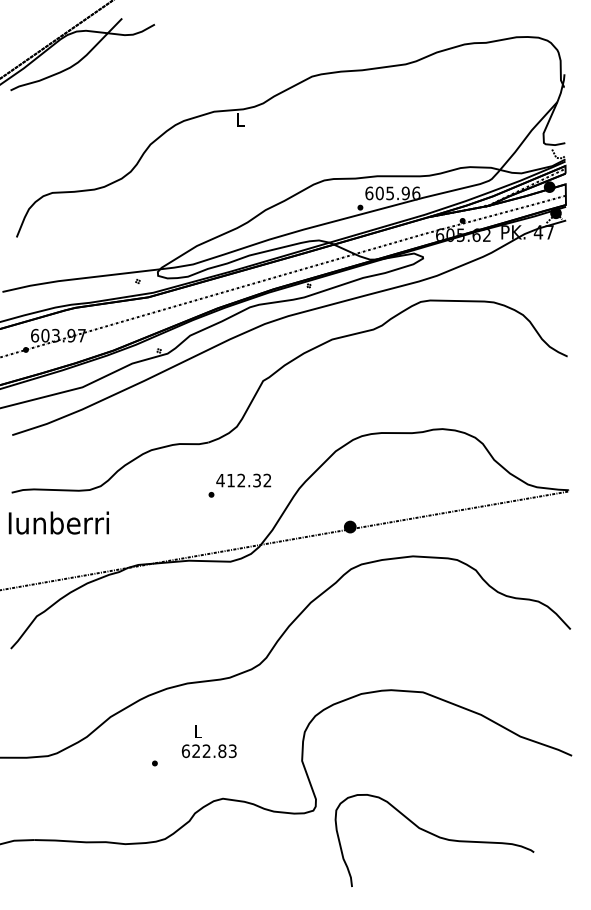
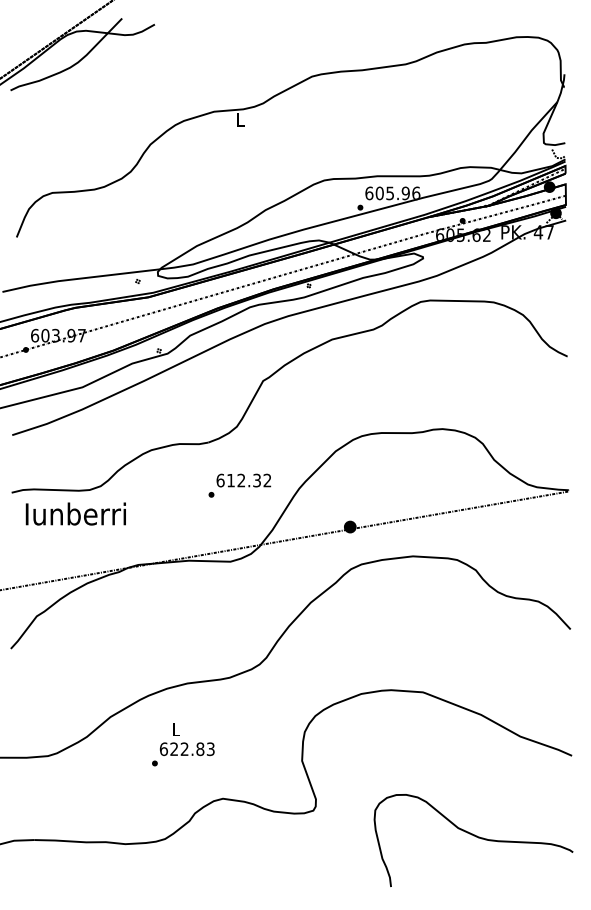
text: 412.32 -> 612.32 (220, 480)
text position: (58, 522) -> (75, 513) (75, 513)
text position: (208, 741) -> (186, 739) (186, 739)
curve position: (434, 836) -> (473, 836) (473, 836)
